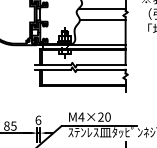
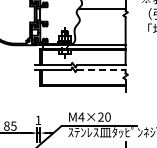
line: present -> none (102, 20)
line: solid -> dashed (101, 69)
text: 6 -> 1 (38, 120)
